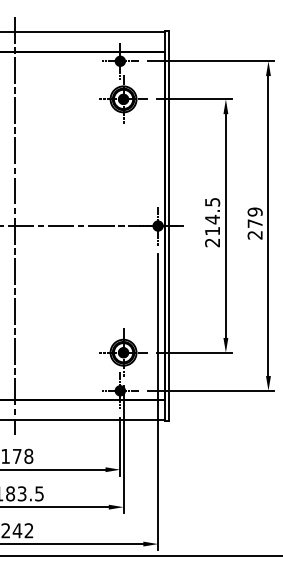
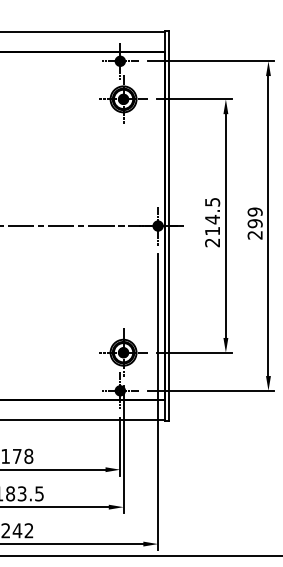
text: 279 -> 299 (254, 223)
line: present -> none (15, 226)
